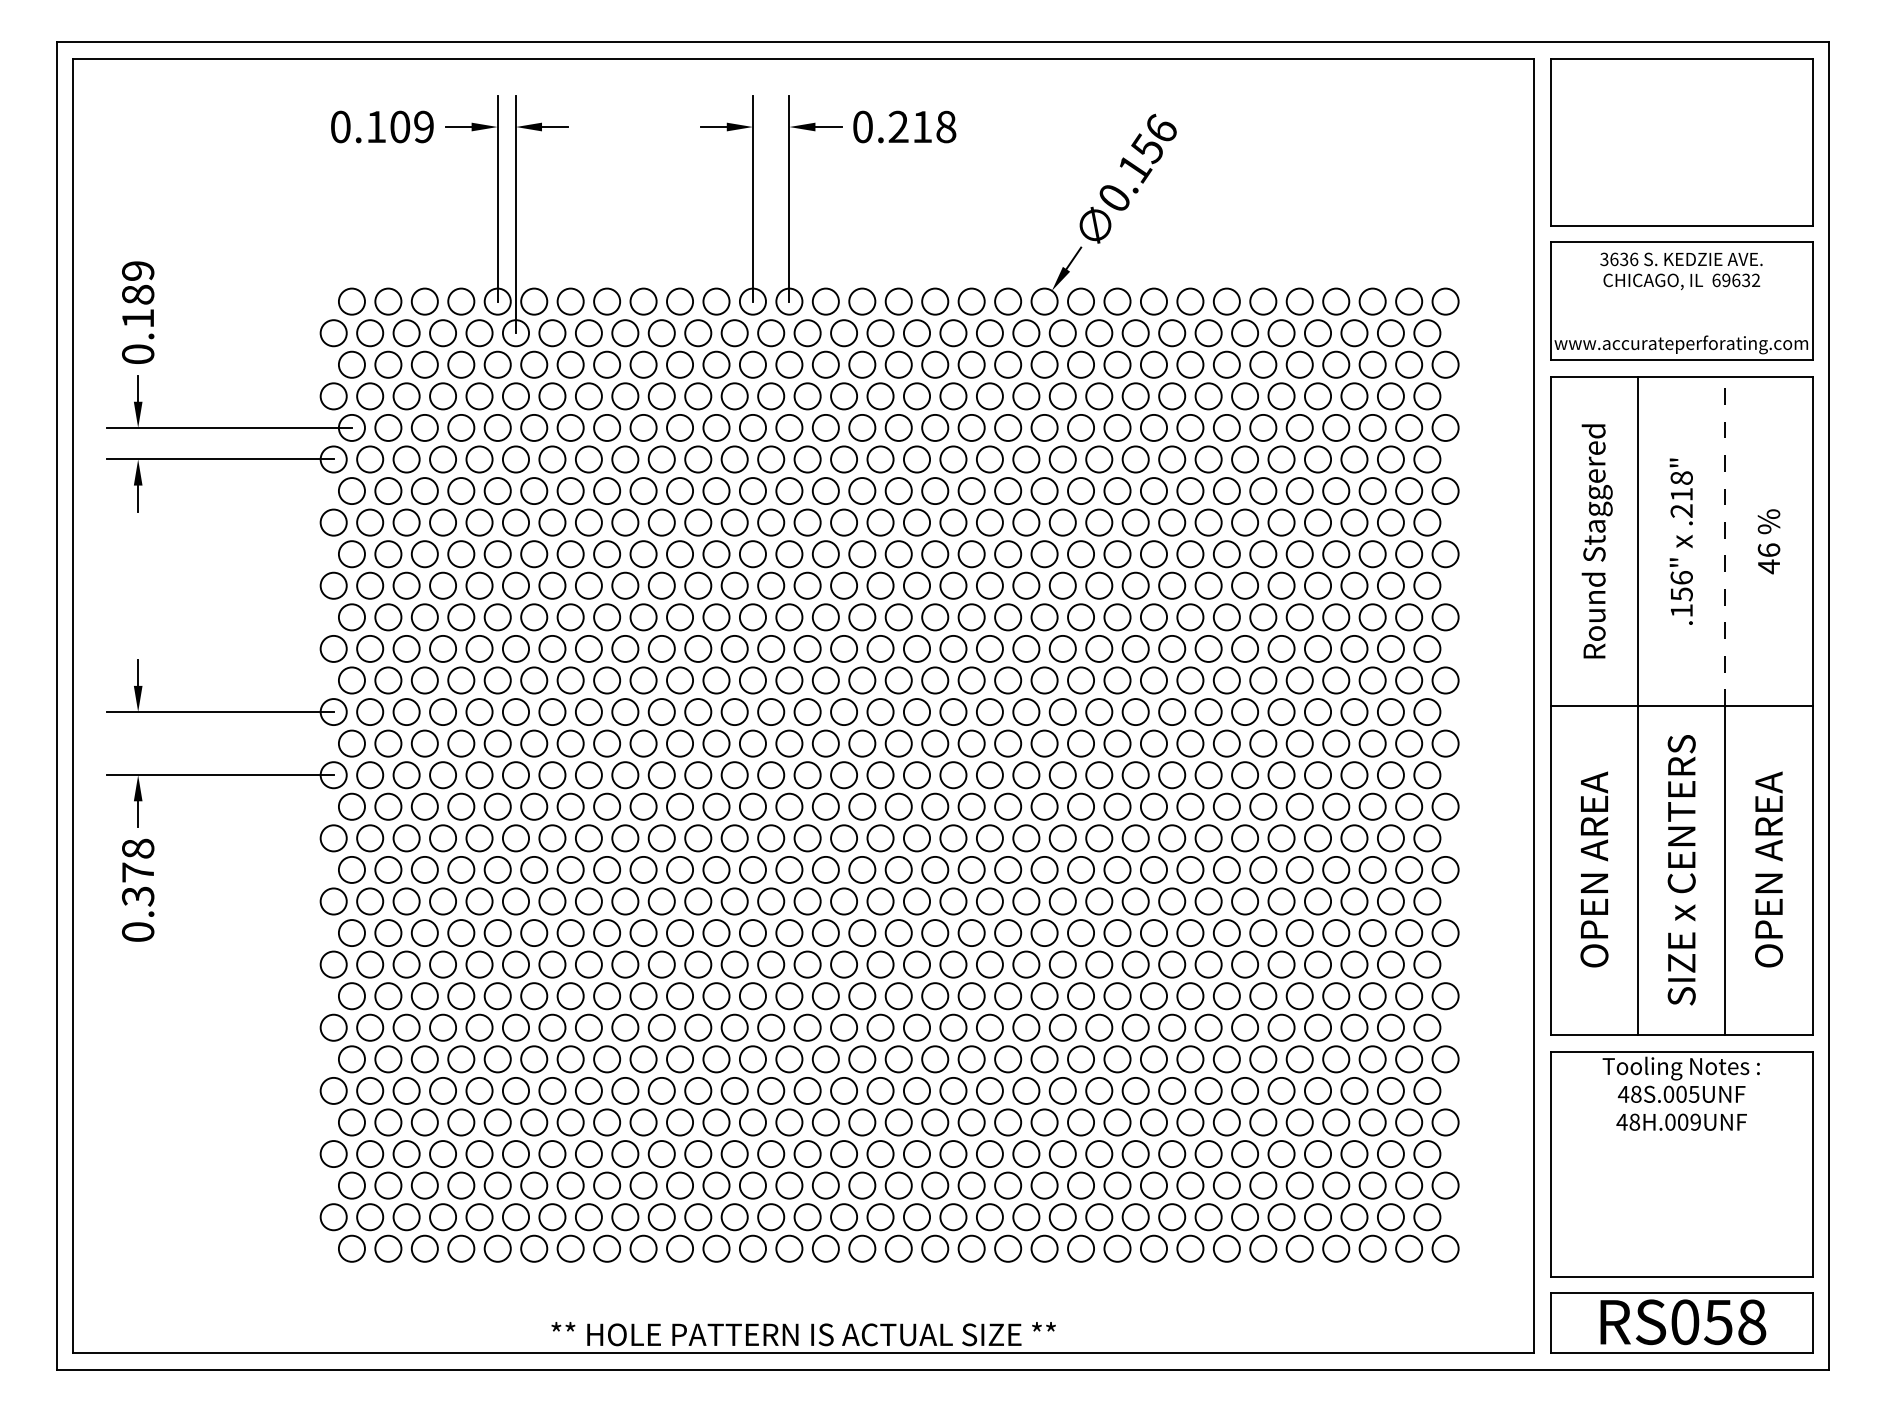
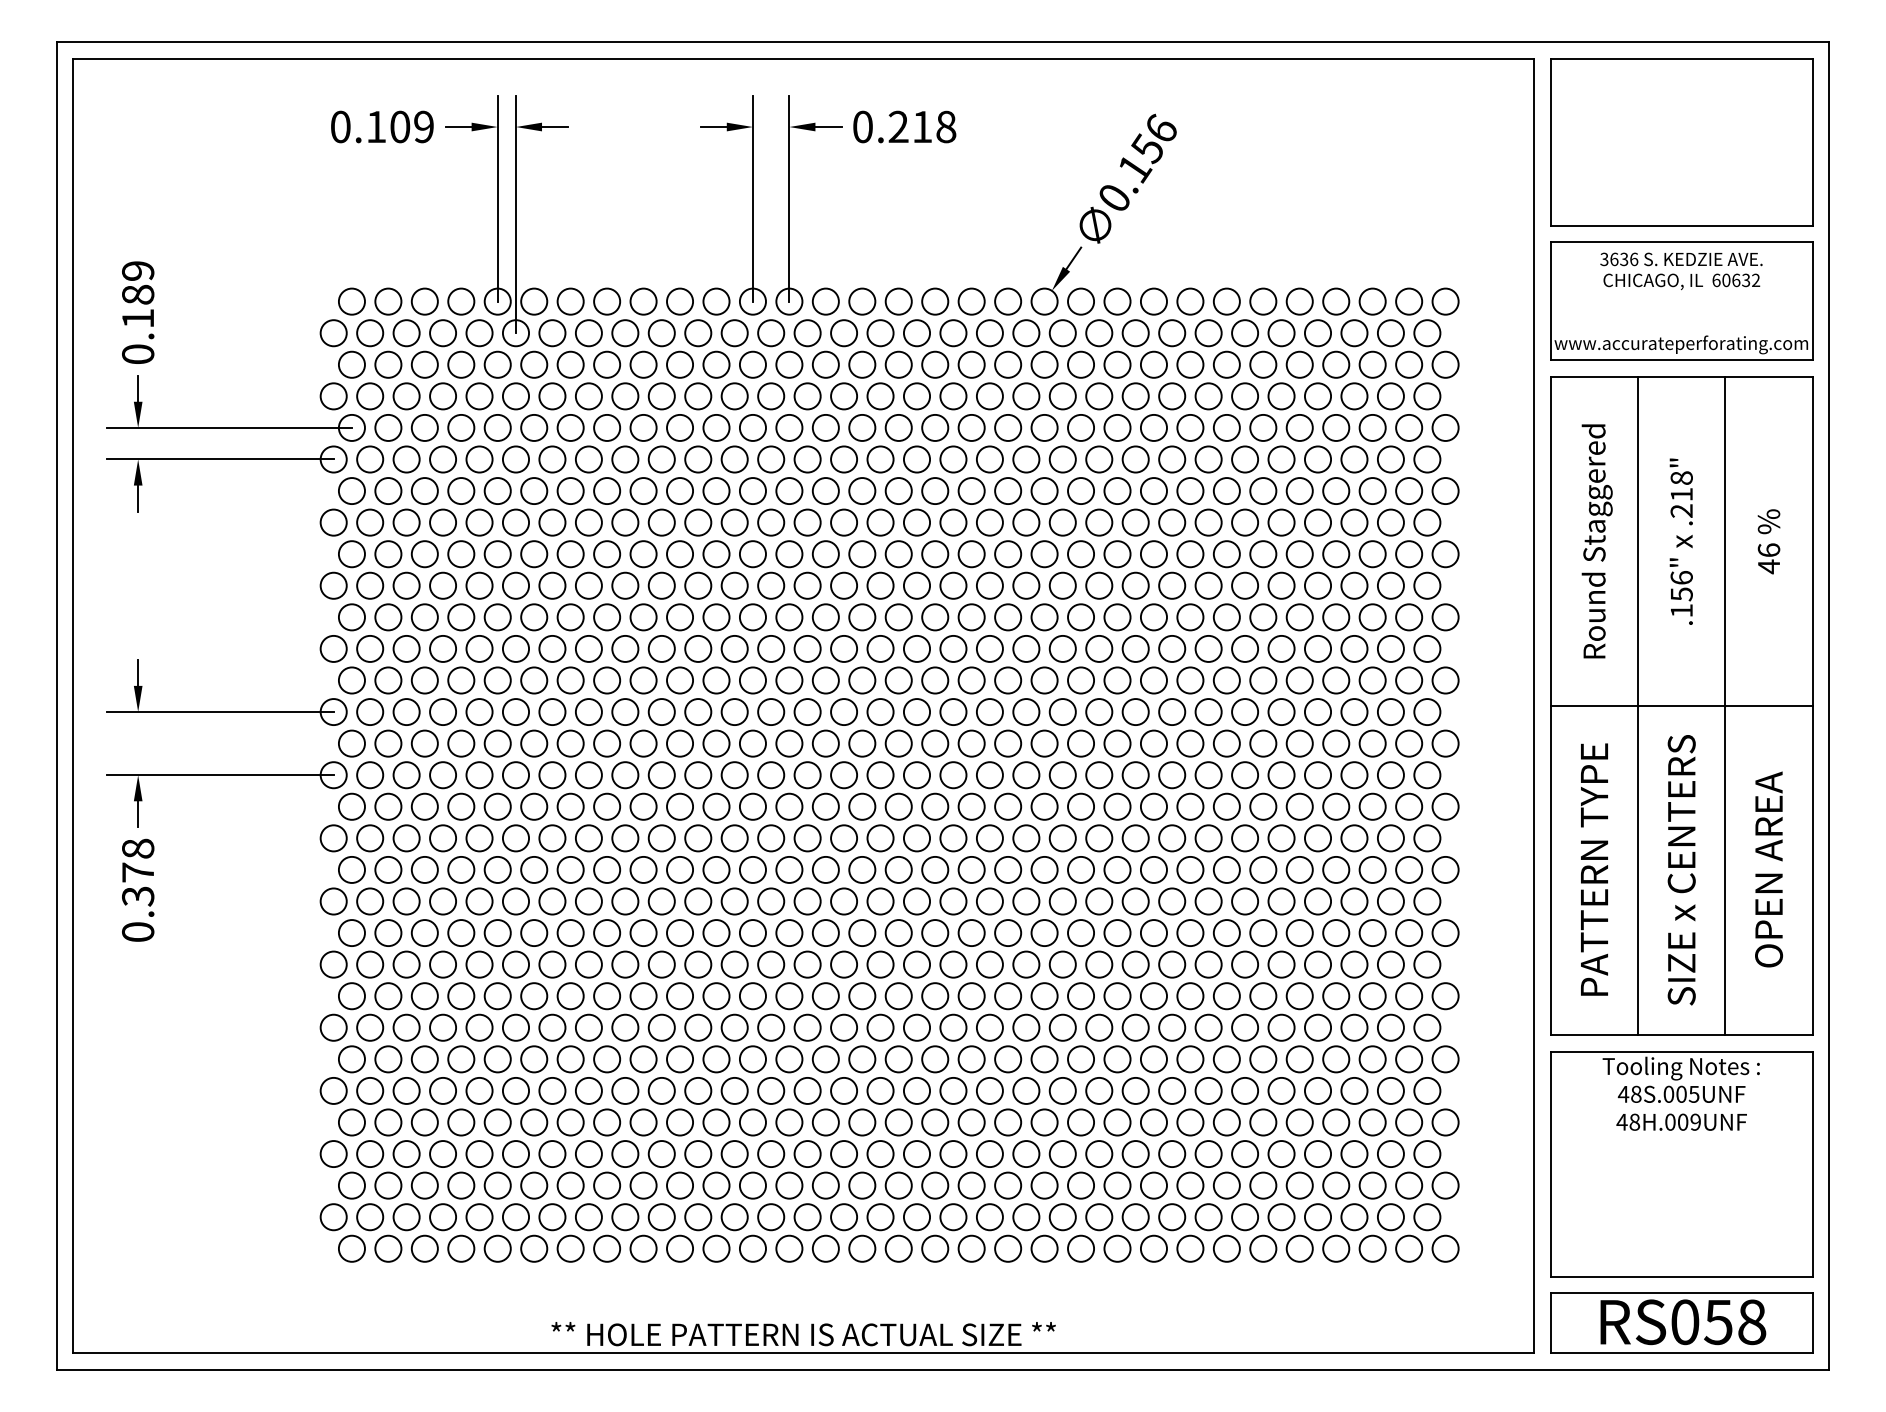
text: 69632 -> 60632 (1726, 279)
line: dashed -> solid (1725, 541)
text: OPEN AREA -> PATTERN TYPE (1594, 869)
